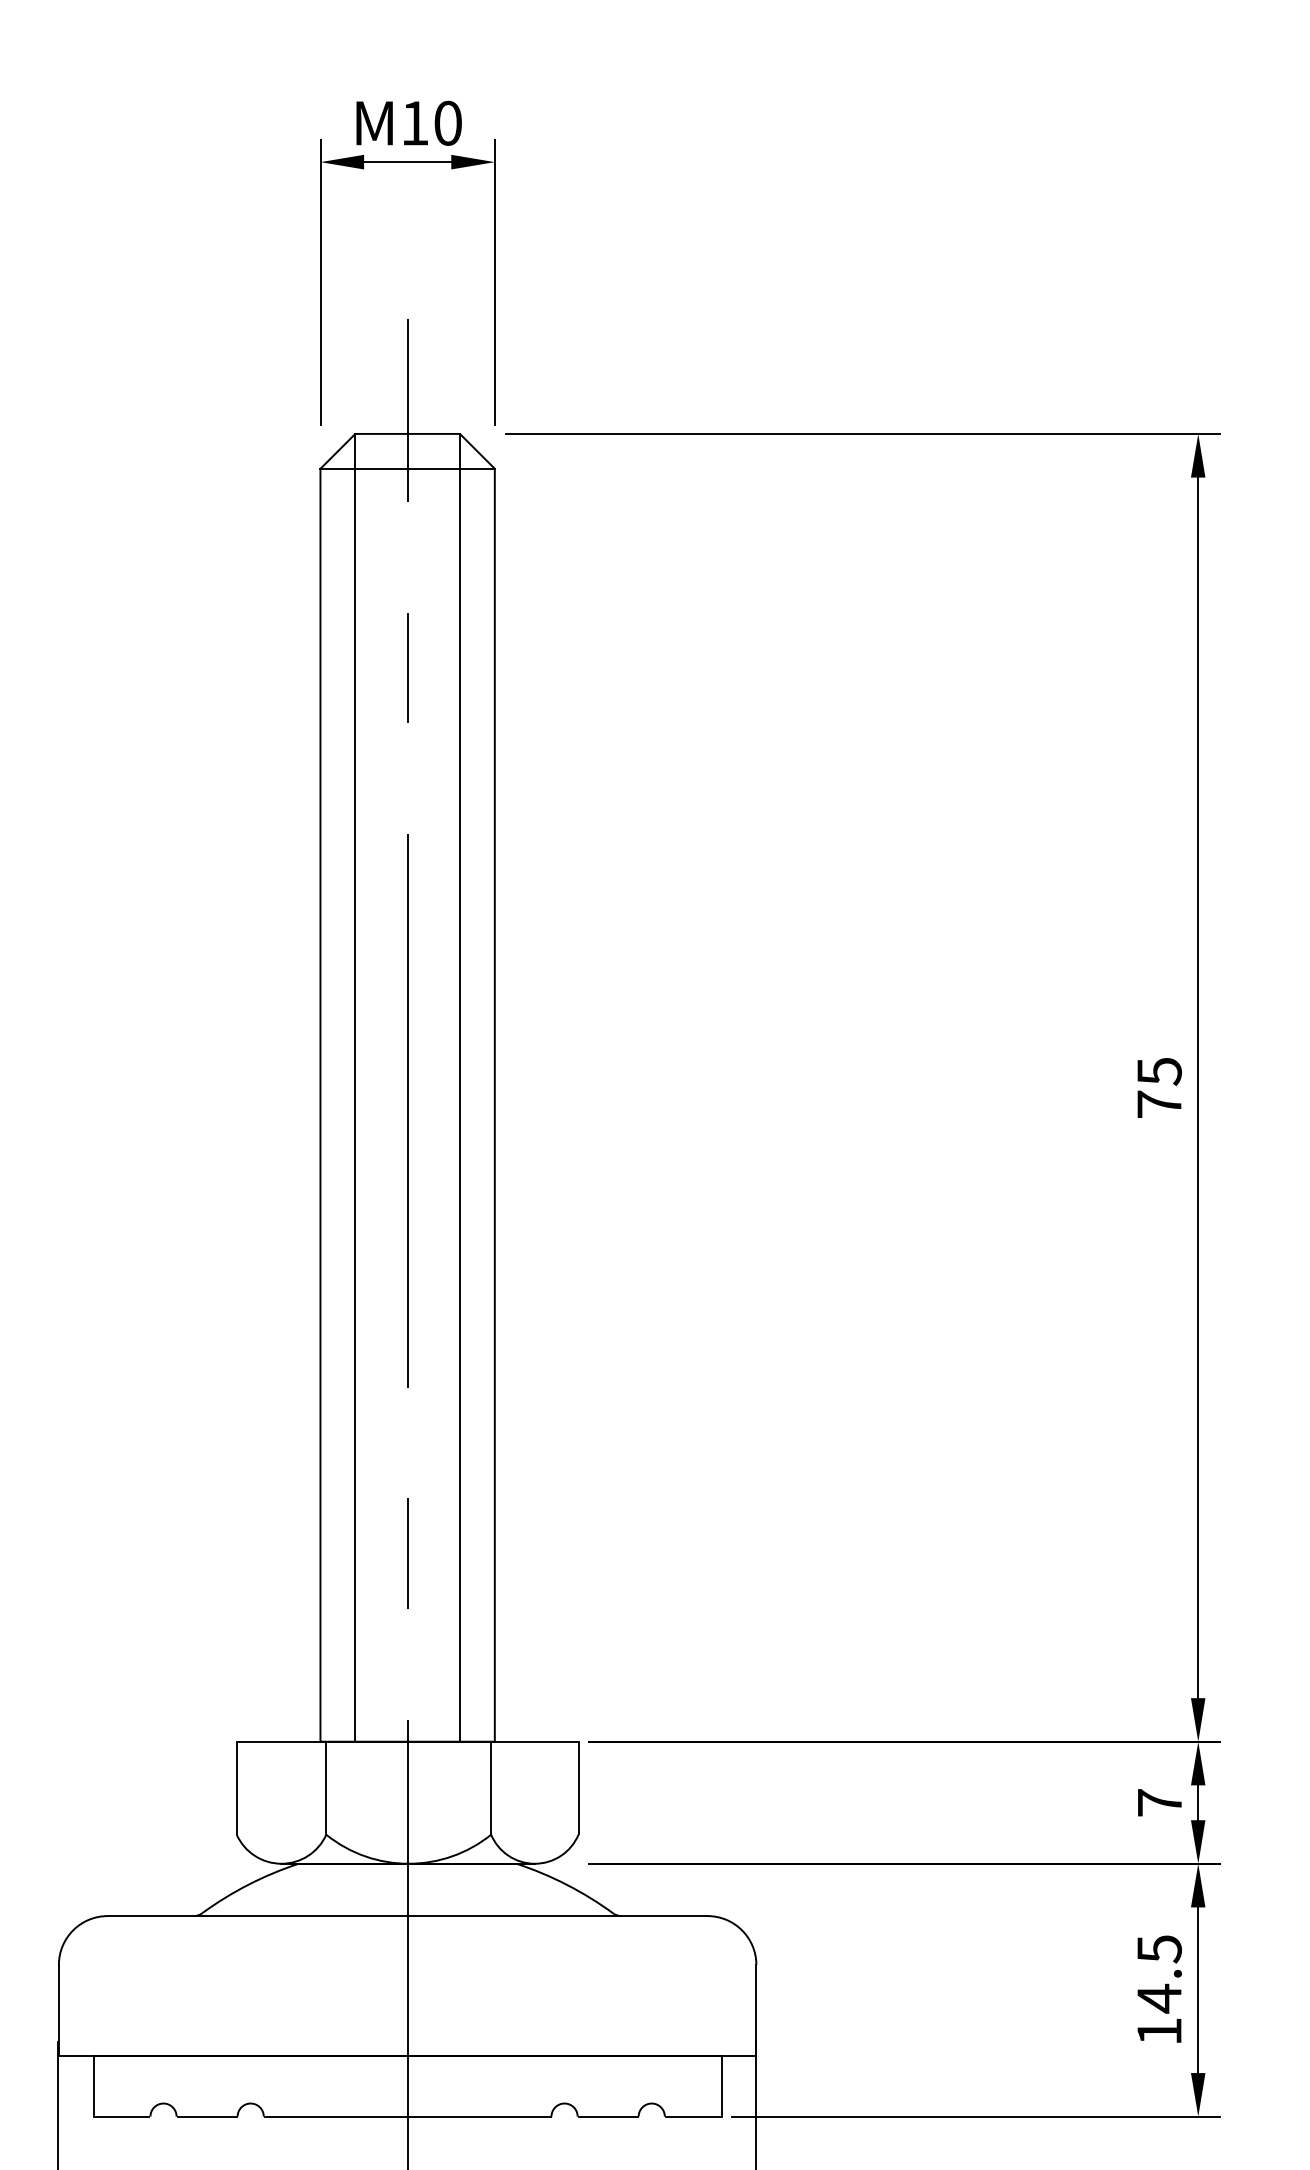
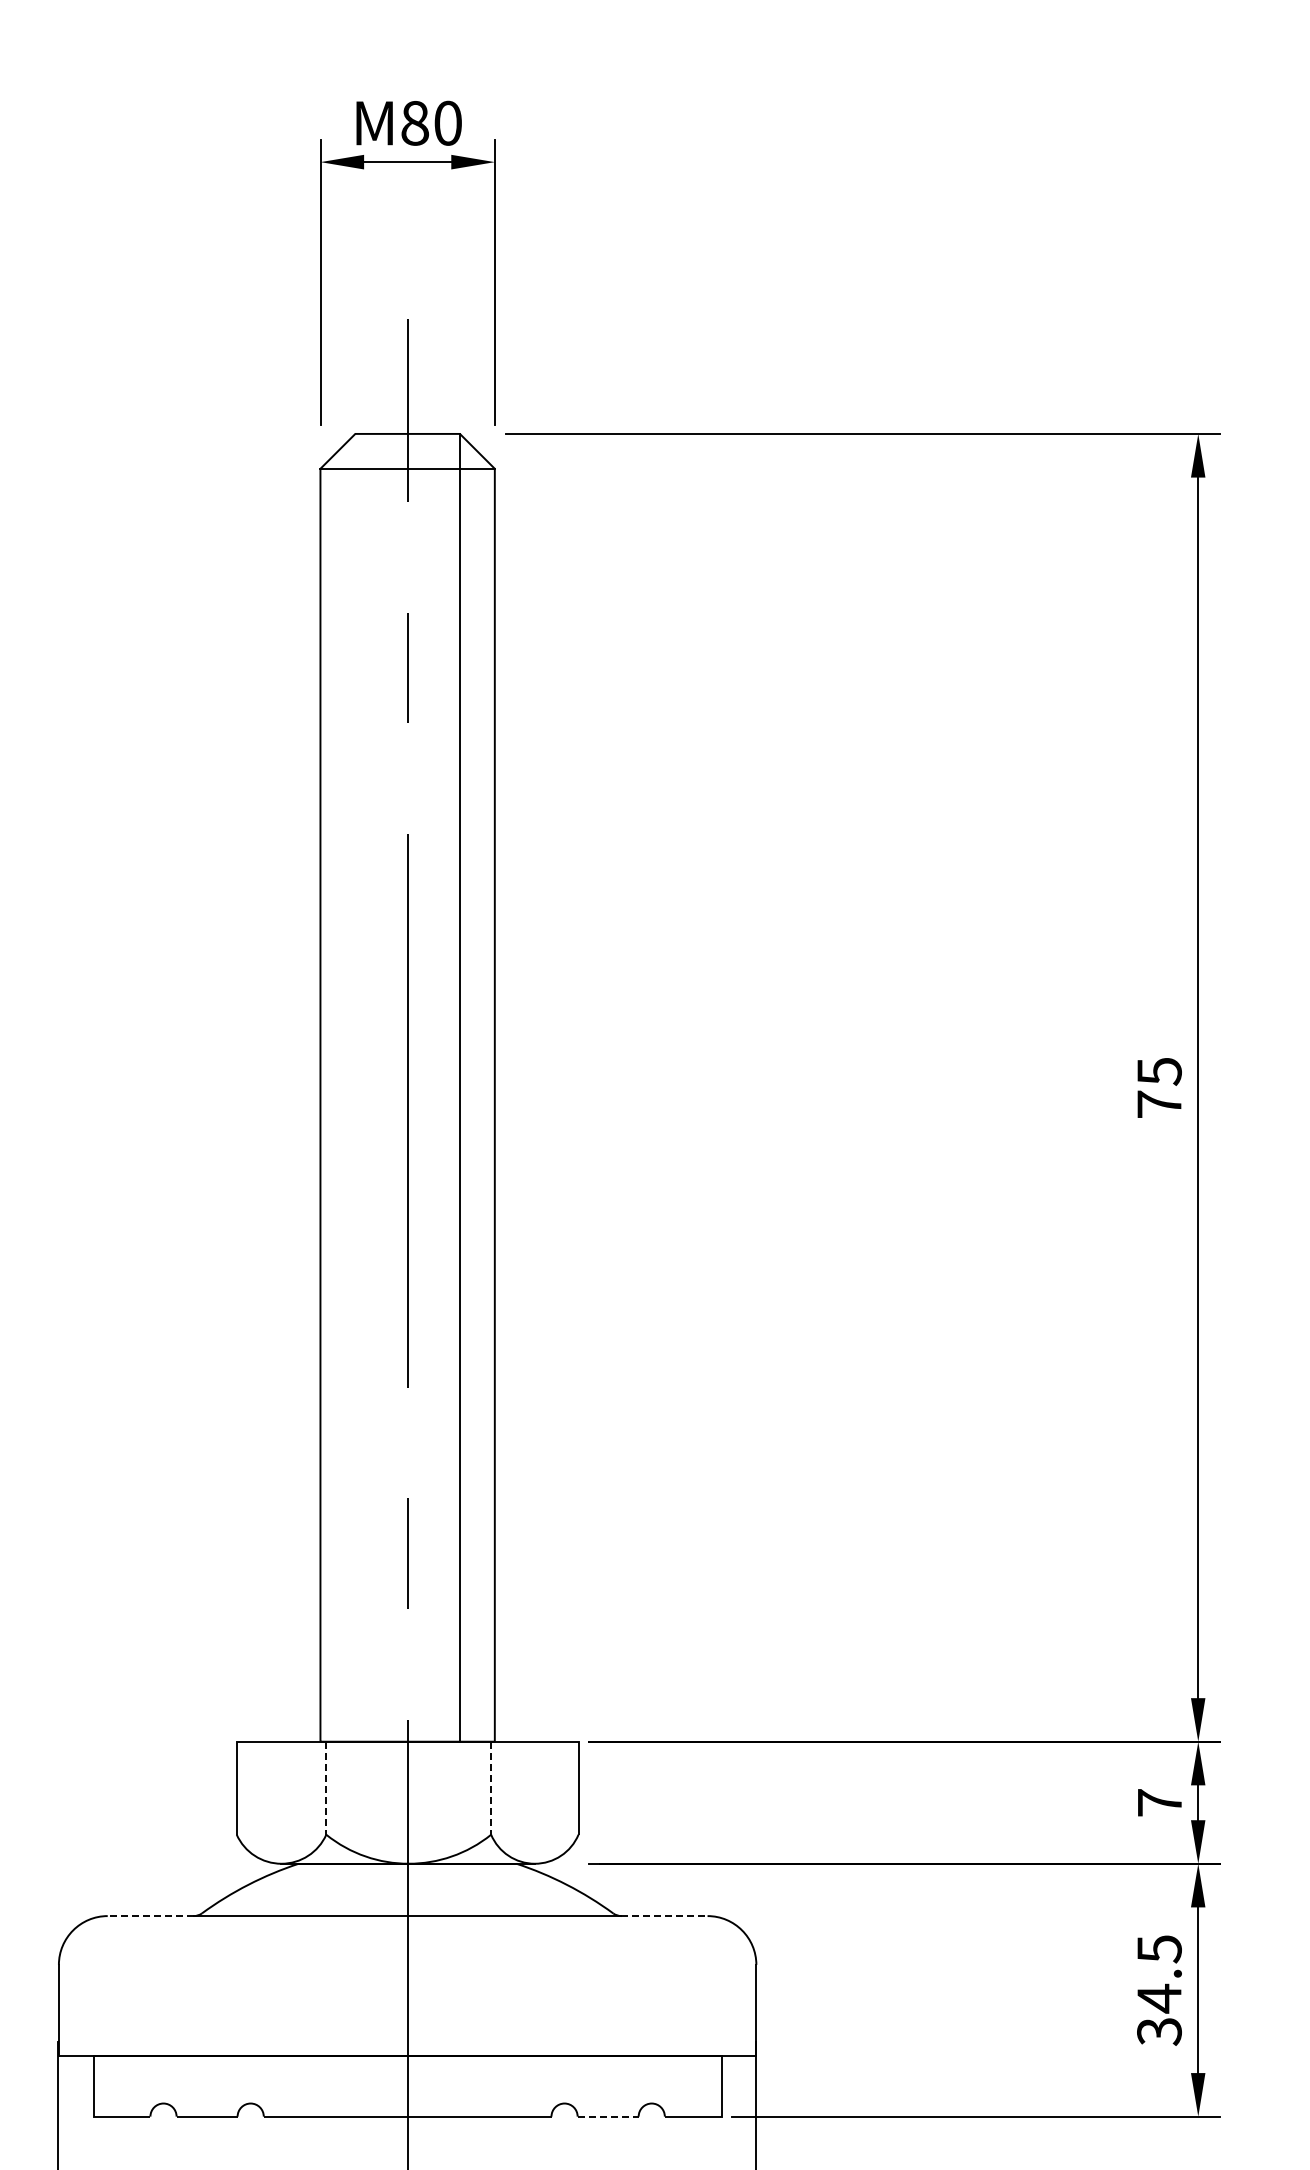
text: M10 -> M80 (414, 123)
line: present -> none (355, 1087)
line: solid -> dashed (326, 1788)
line: solid -> dashed (491, 1788)
line: solid -> dashed (150, 1916)
line: solid -> dashed (665, 1916)
text: 14.5 -> 34.5 (1159, 2031)
line: solid -> dashed (608, 2116)
